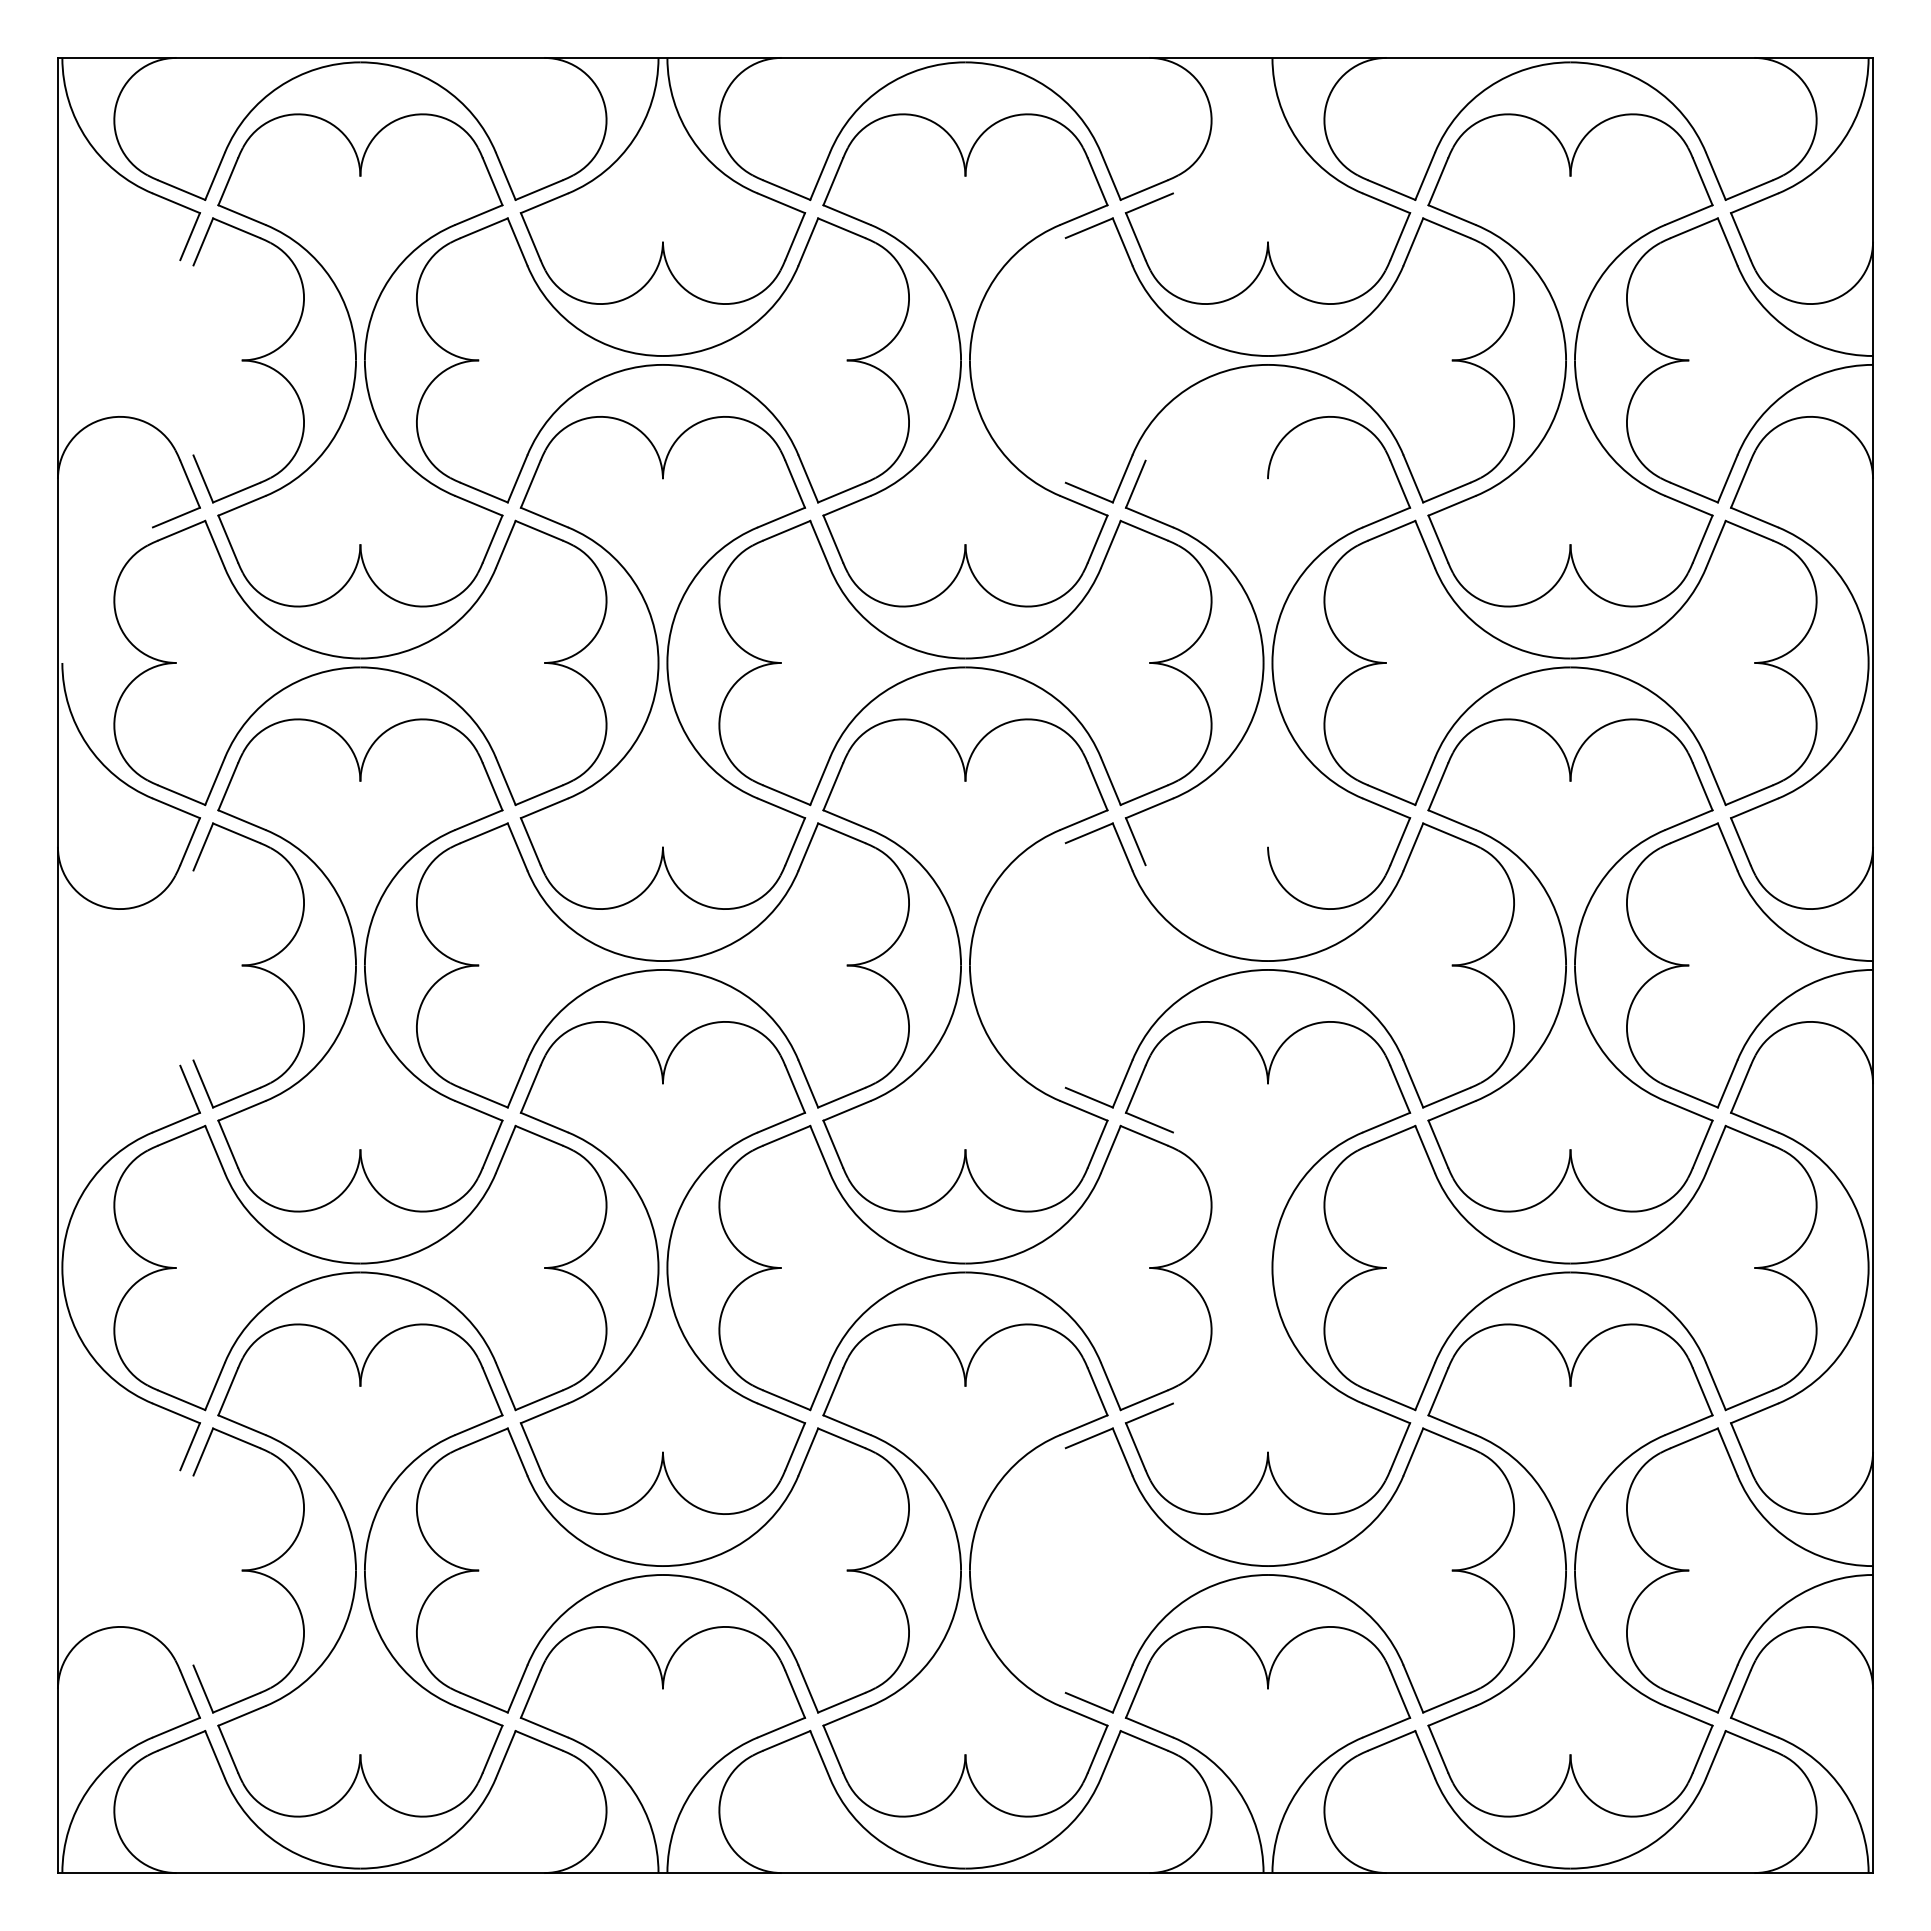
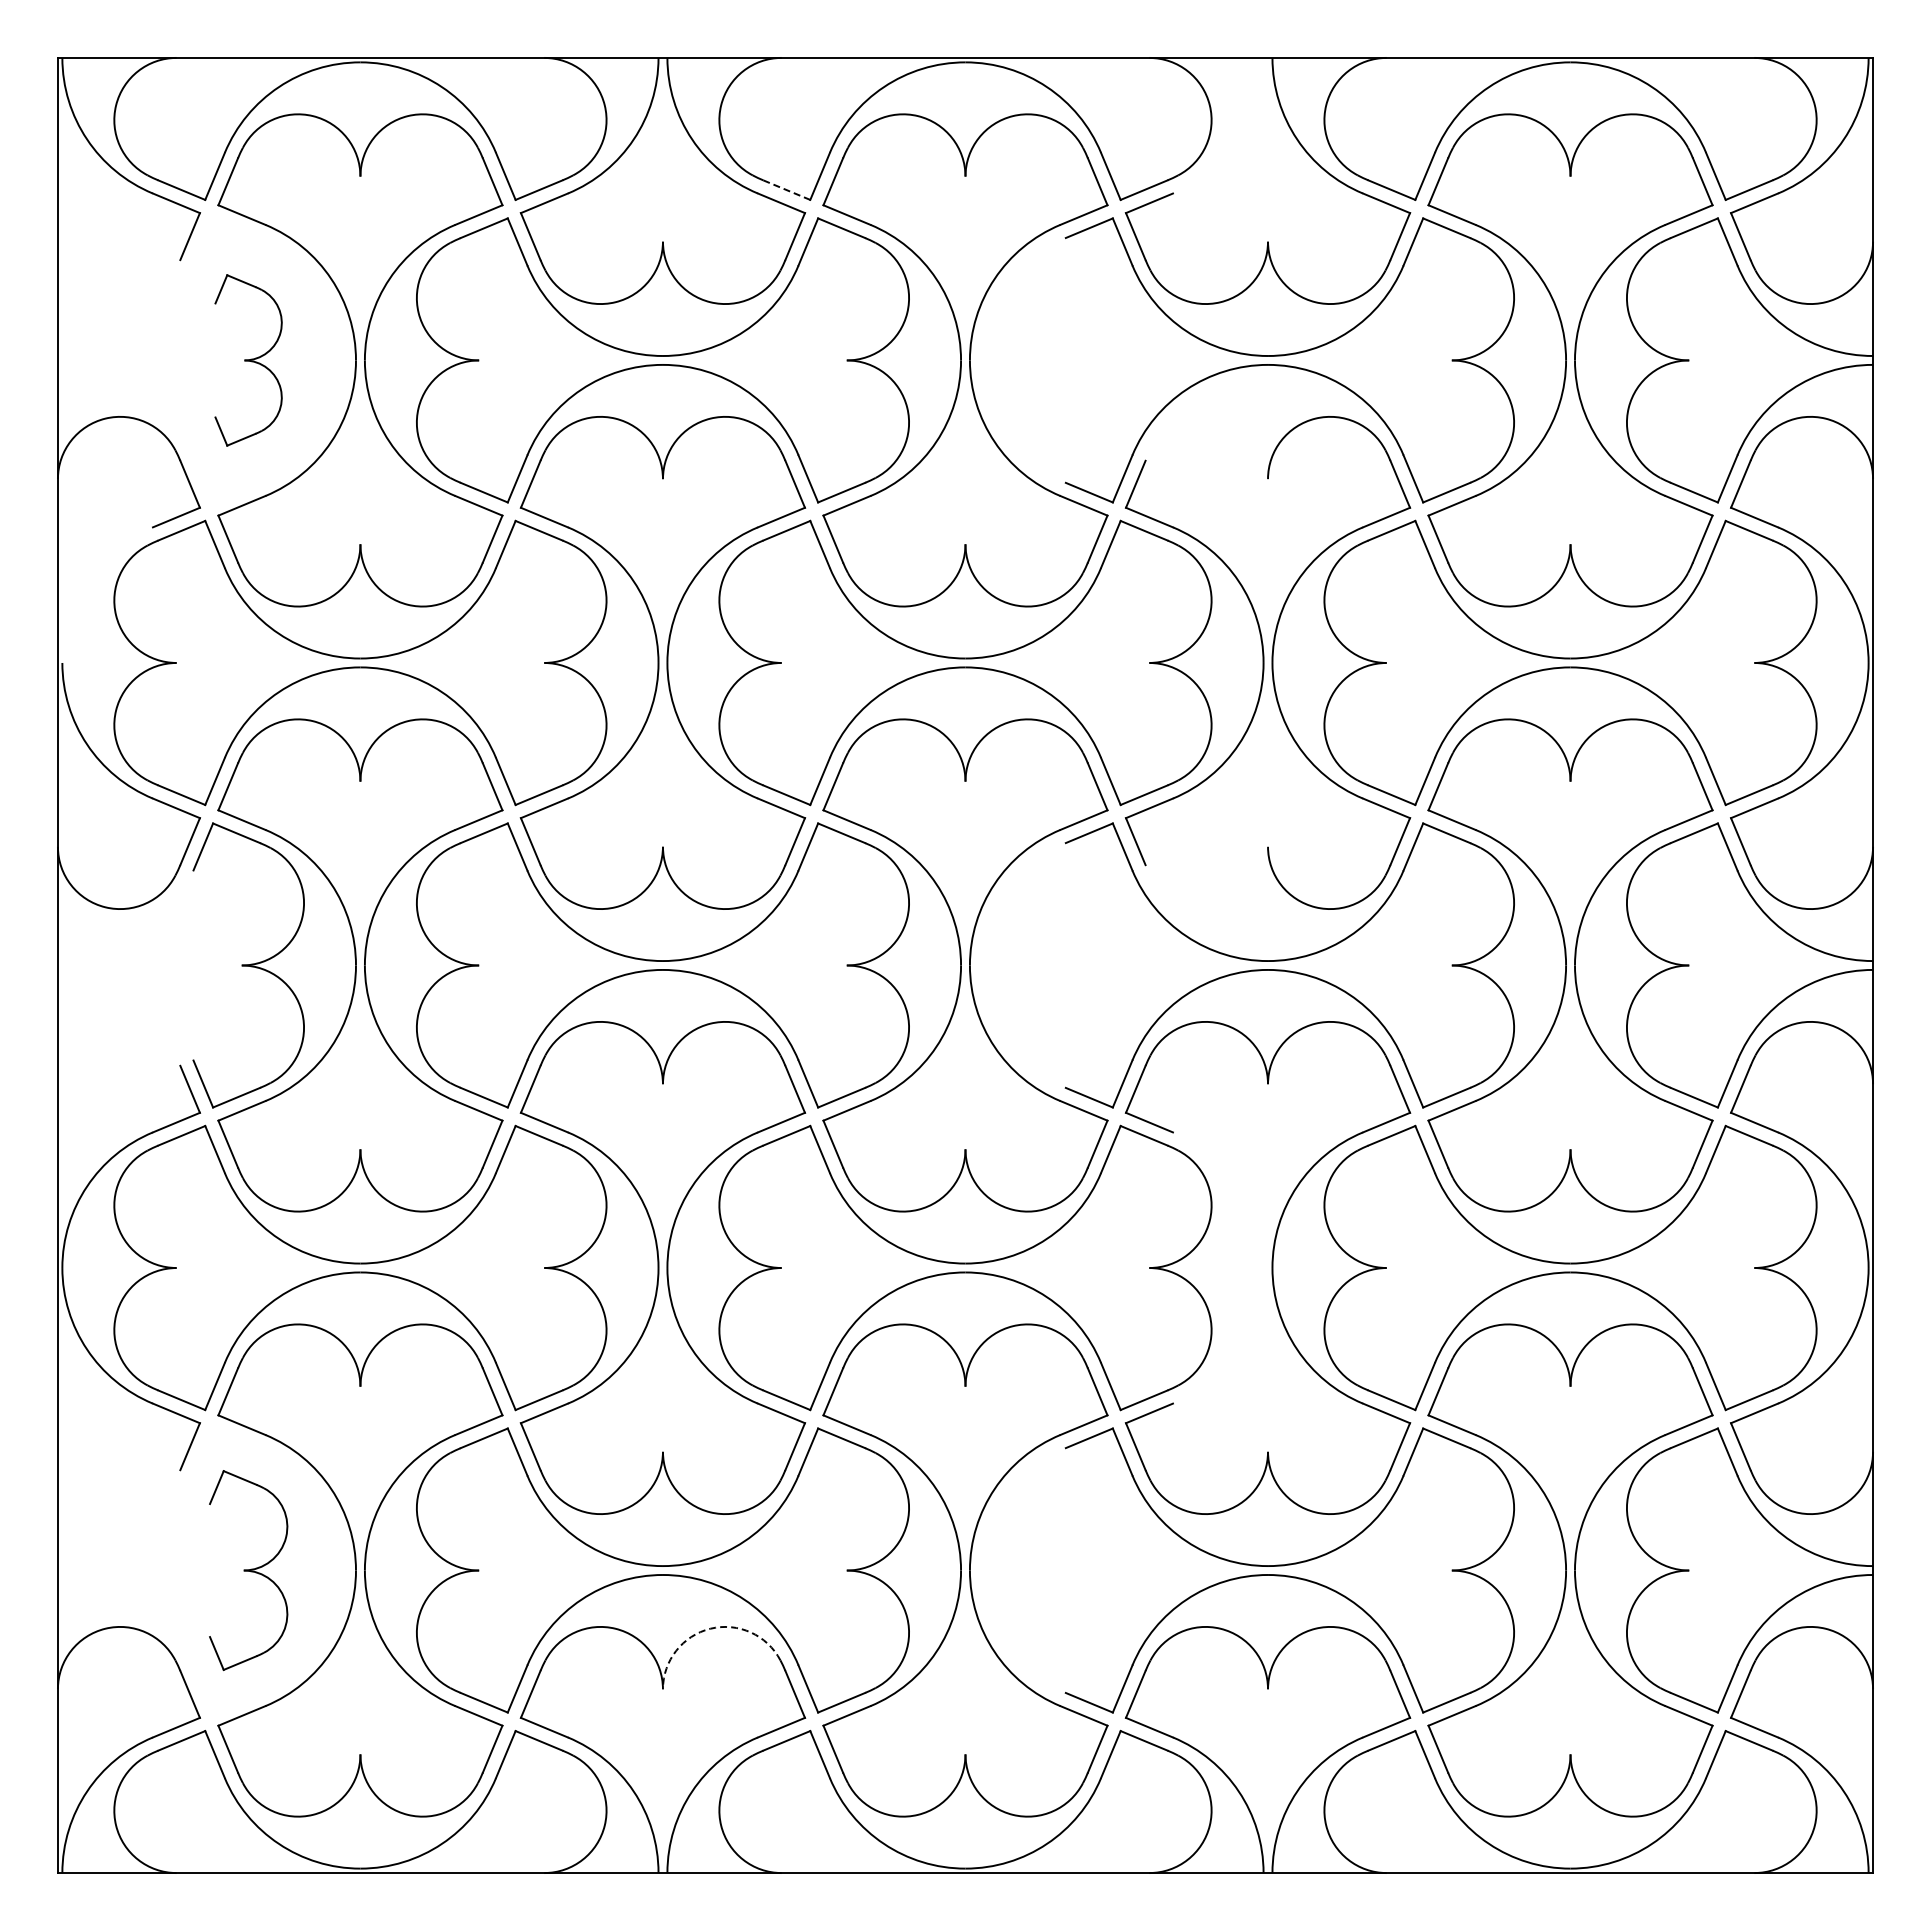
line: solid -> dashed (787, 190)
part size: 113x287 px -> 69x173 px (248, 360)
part size: 113x287 px -> 80x201 px (248, 1570)
arc: solid -> dashed (710, 1628)
